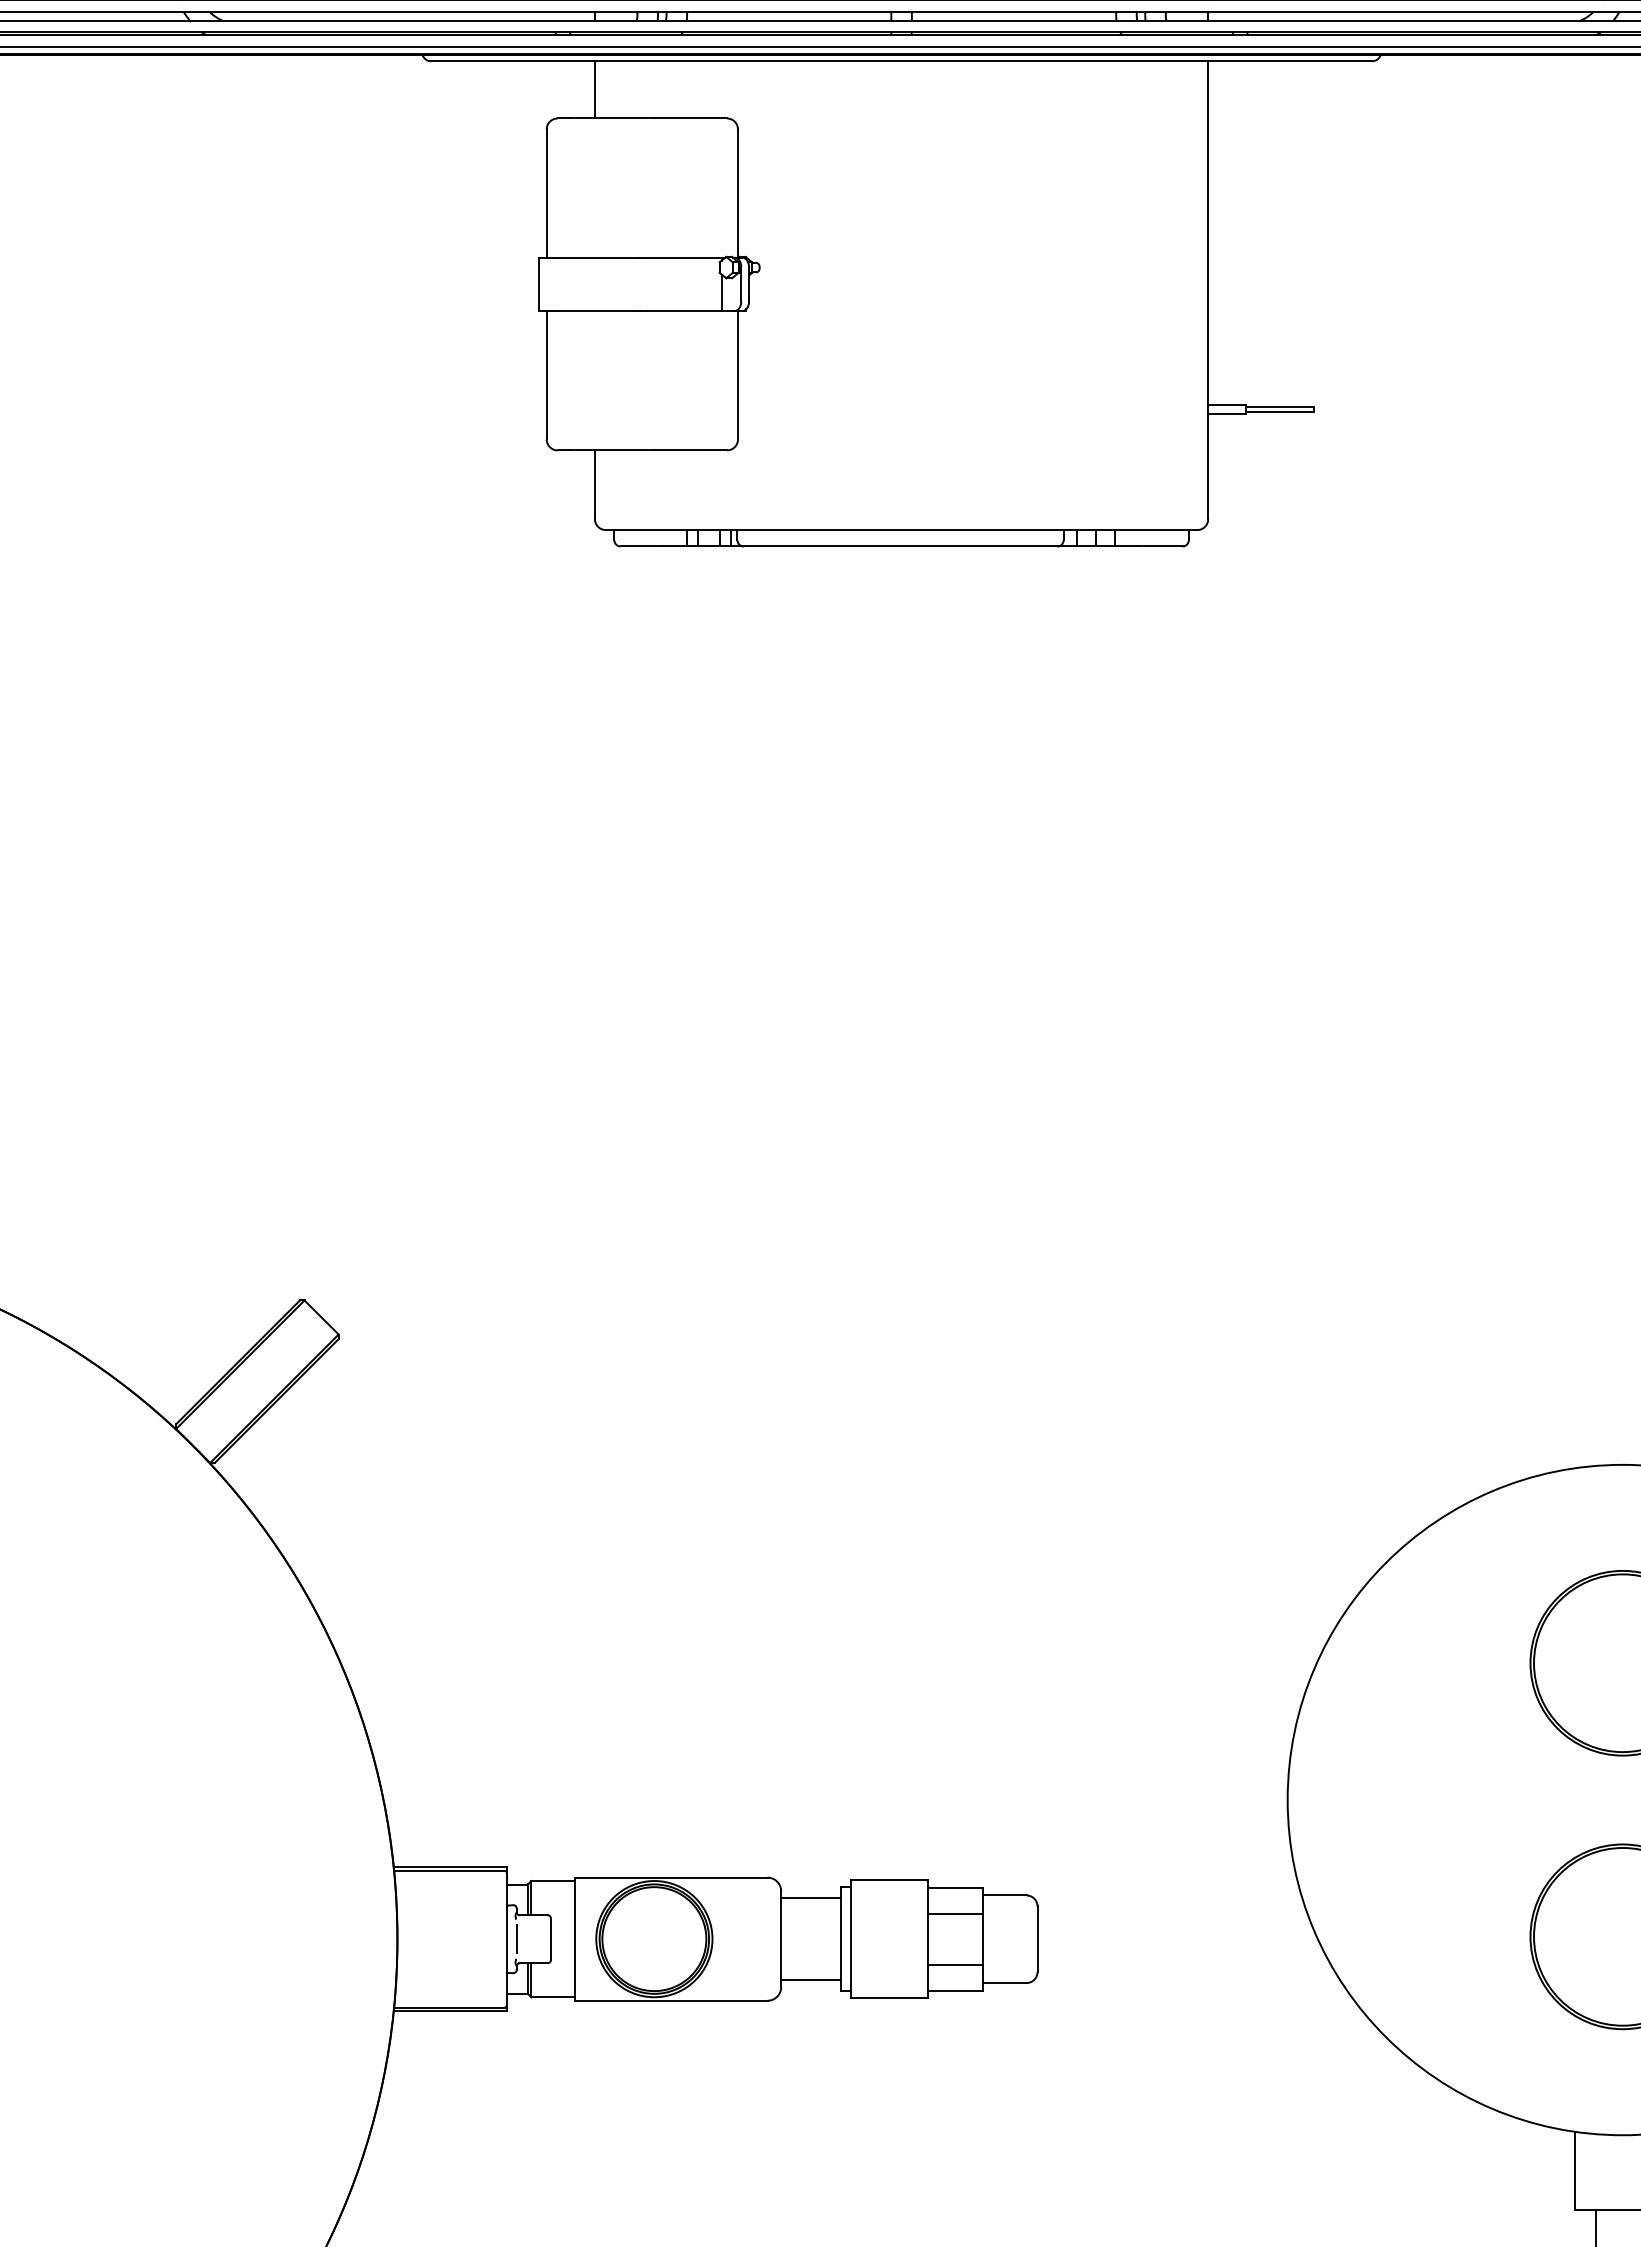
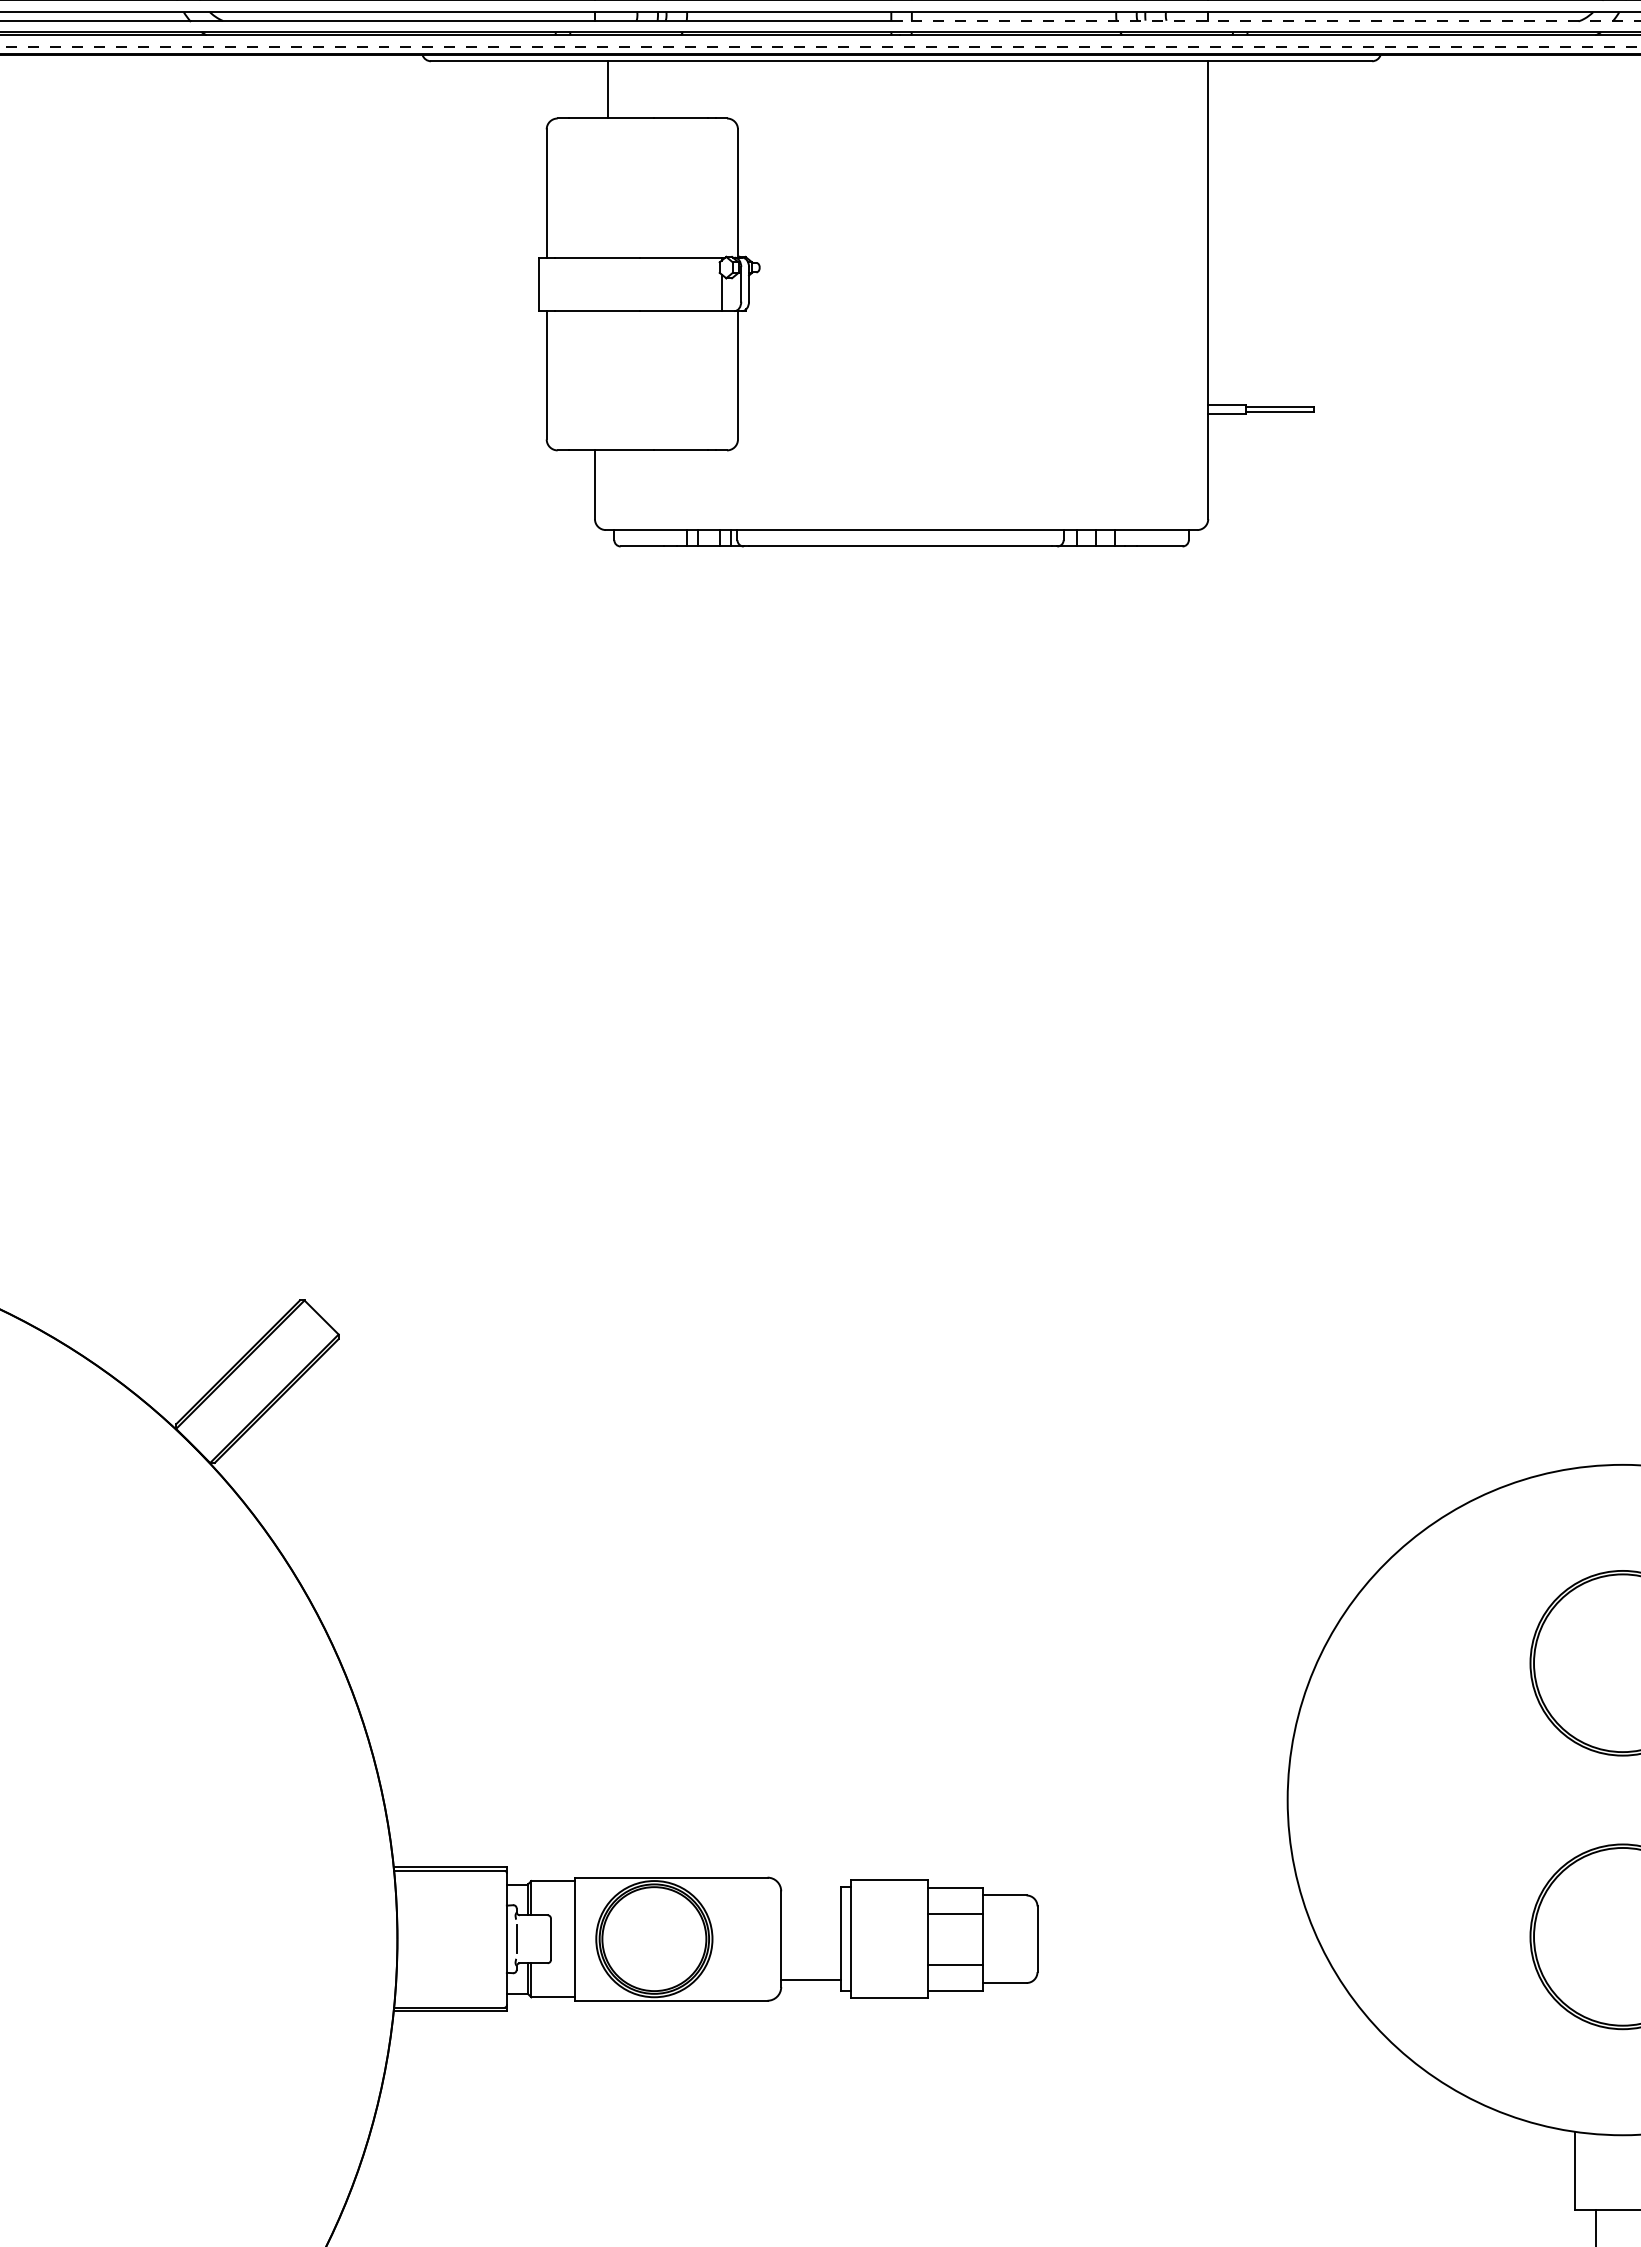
line: solid -> dashed (1270, 20)
line: solid -> dashed (820, 46)
line position: (594, 89) -> (607, 89) (607, 89)
line: present -> none (810, 1898)
